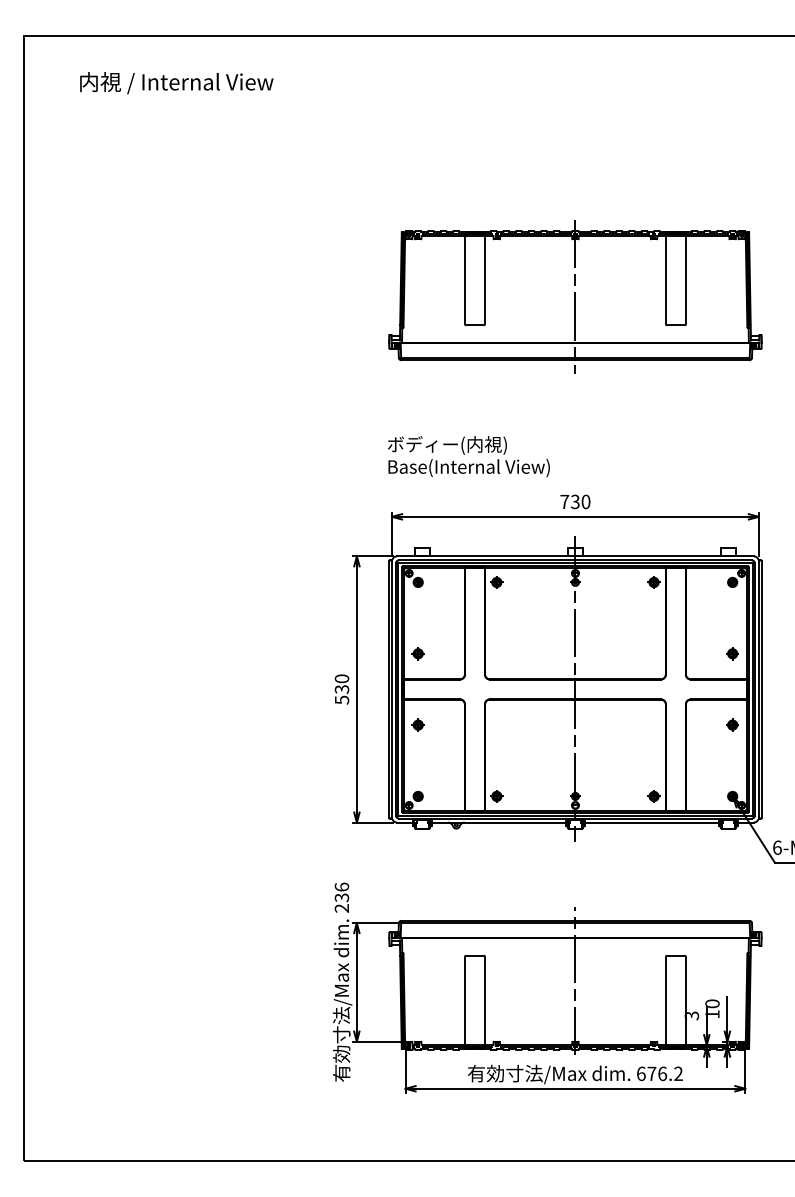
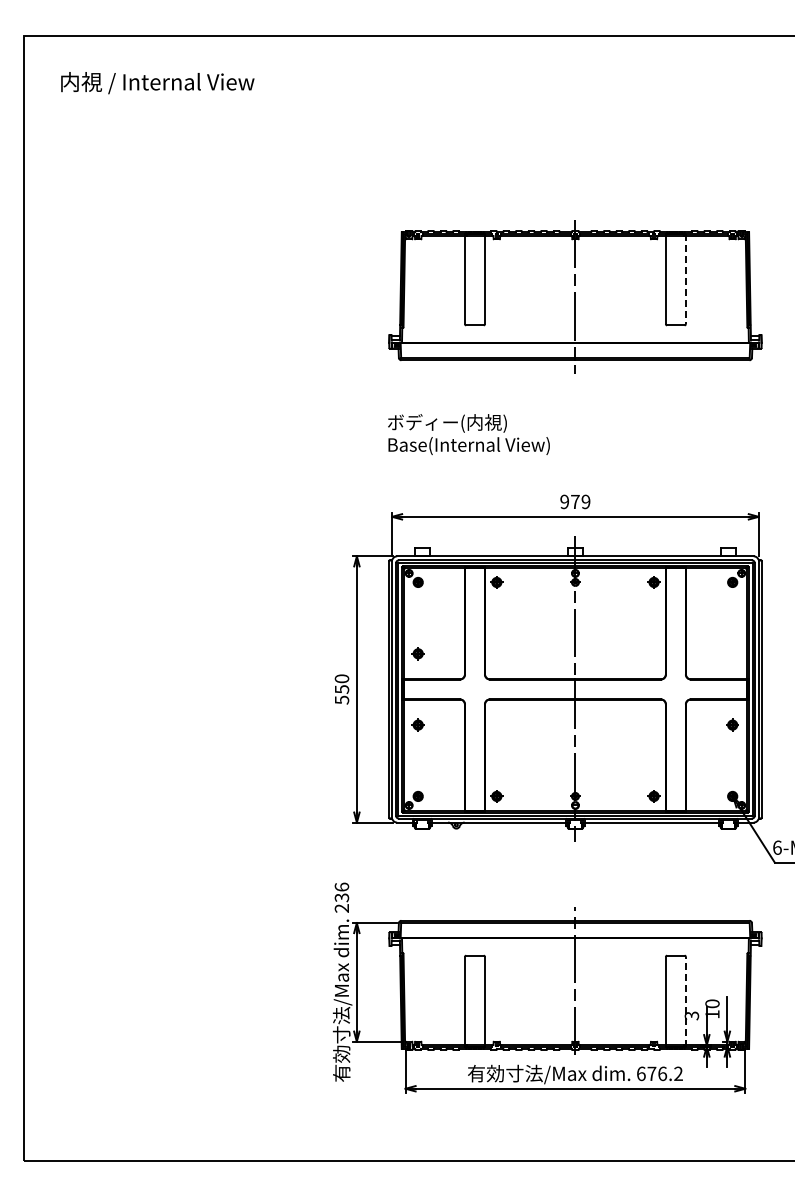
text position: (176, 83) -> (157, 83) (157, 83)
line: solid -> dashed (685, 279)
text position: (468, 456) -> (468, 434) (468, 434)
text: 730 -> 979 (575, 501)
part: present -> none (732, 653)
text: 530 -> 550 (341, 689)
line: solid -> dashed (685, 1001)
